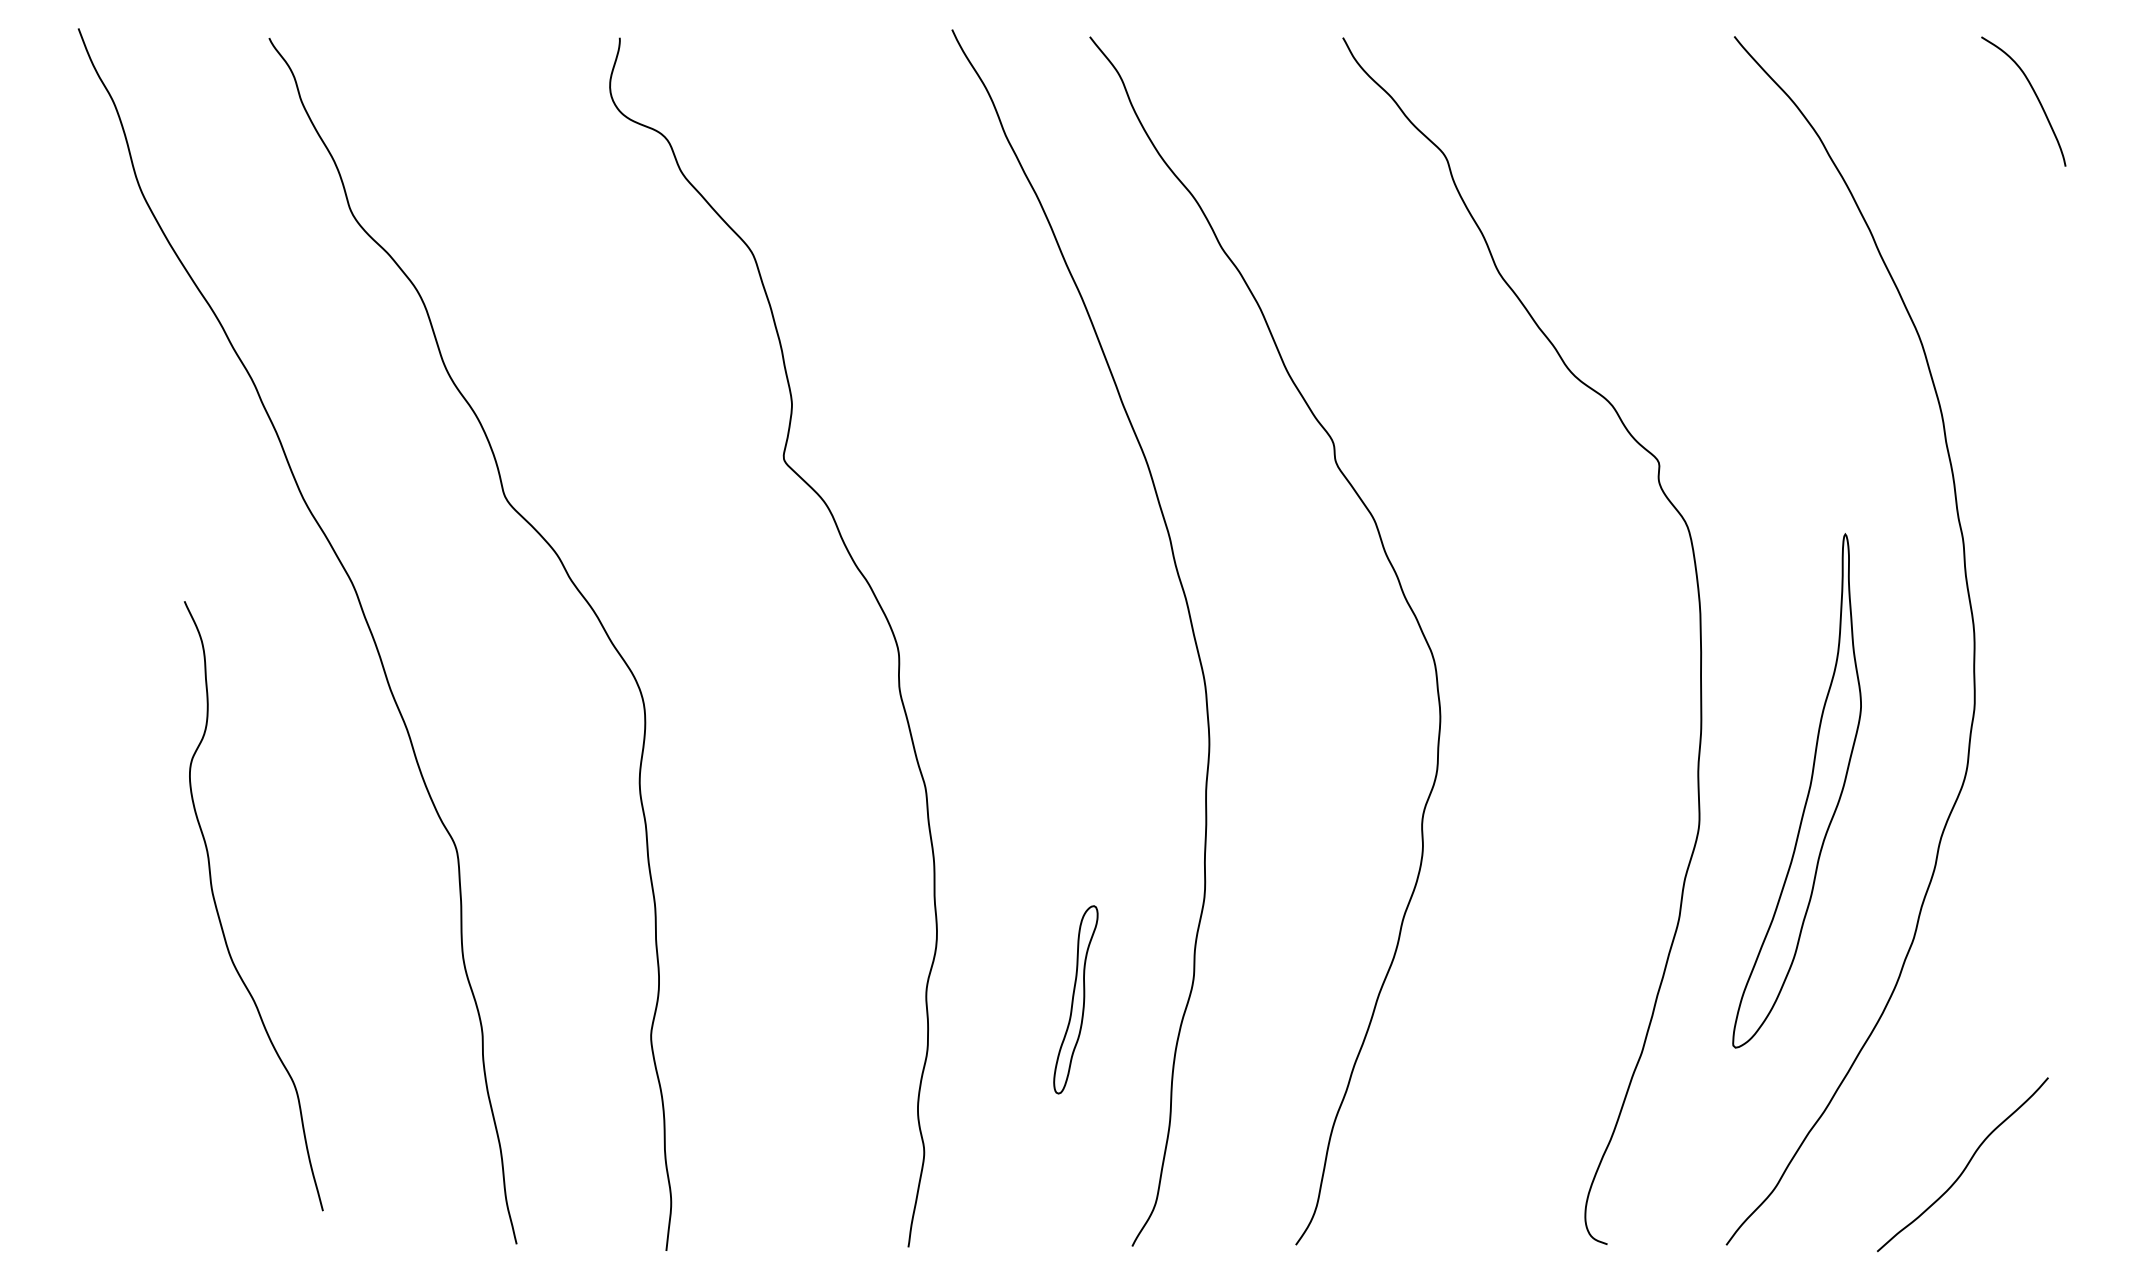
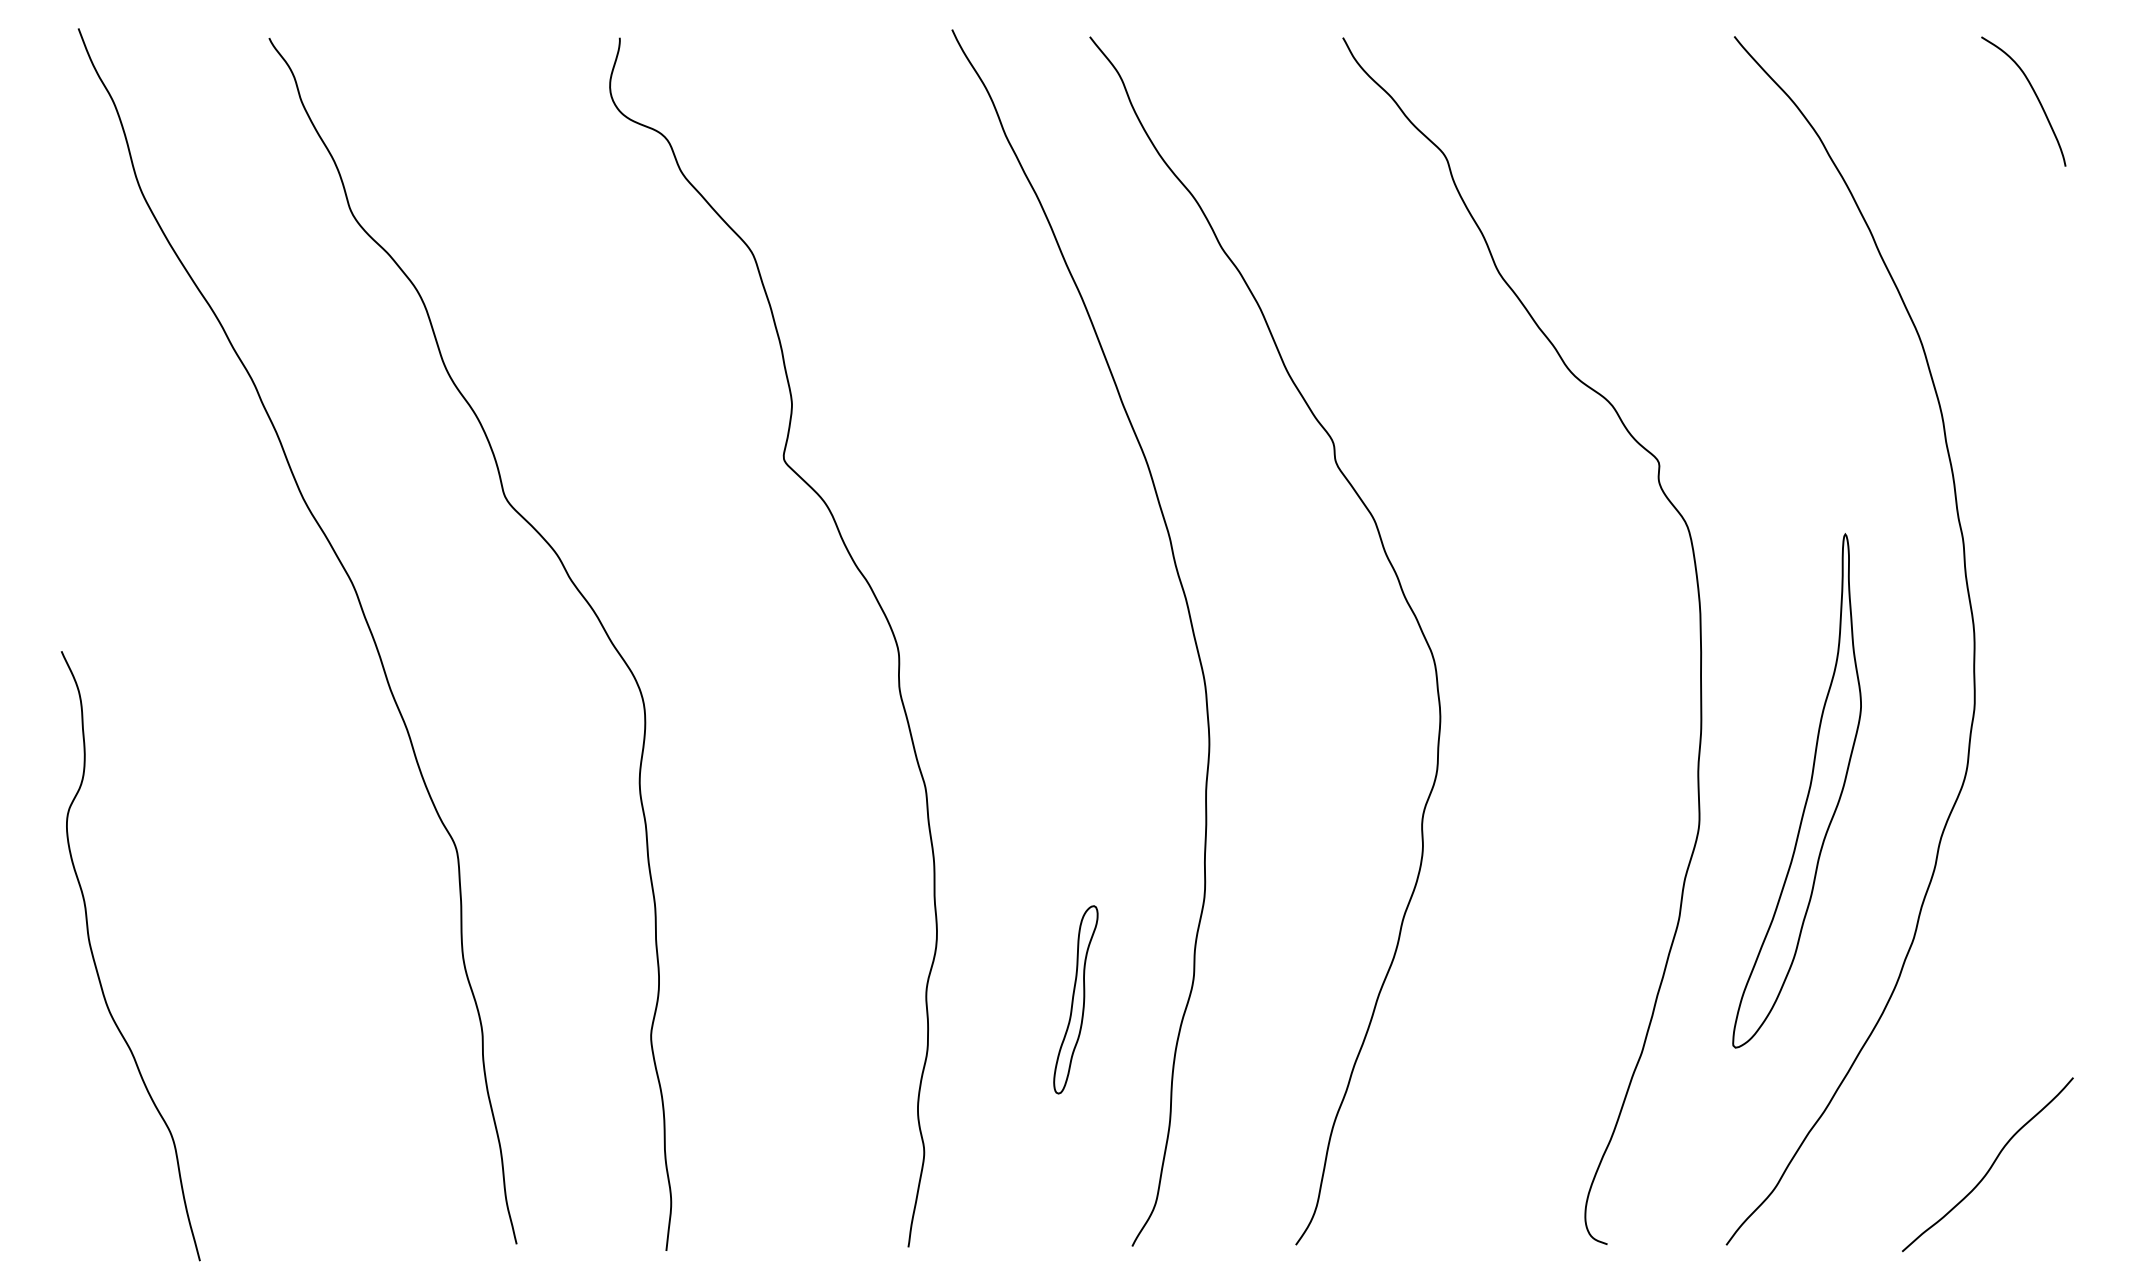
curve position: (219, 914) -> (96, 964) (96, 964)
curve position: (1965, 1166) -> (1990, 1166) (1990, 1166)
